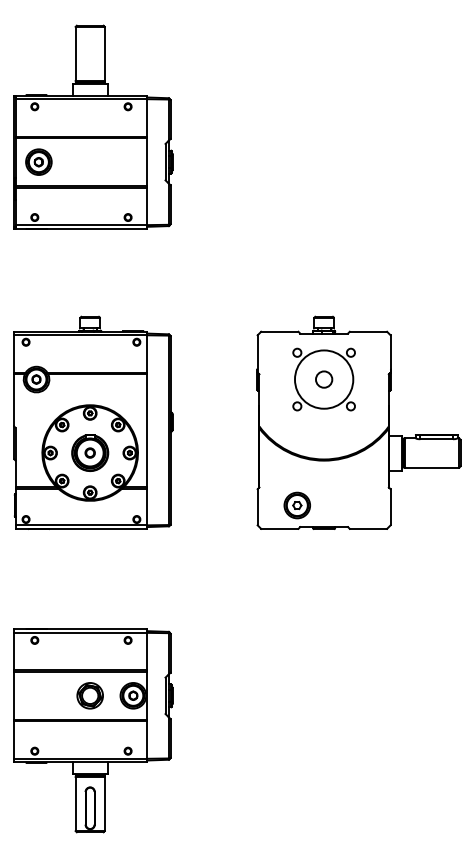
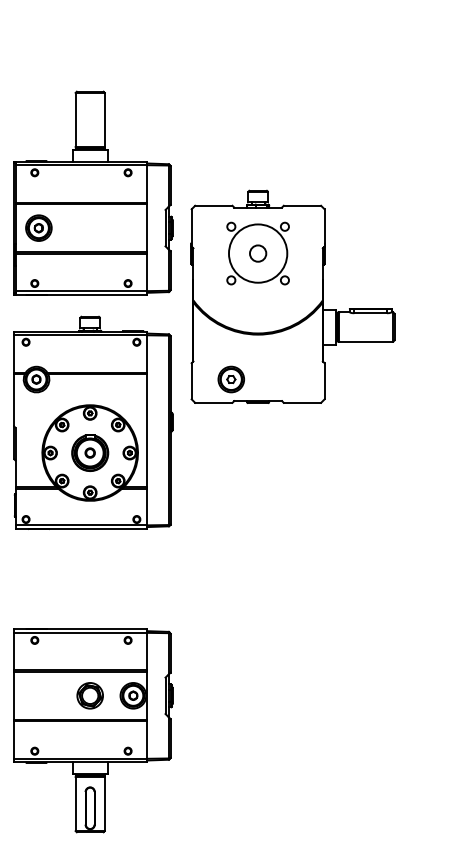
part position: (93, 126) -> (93, 192) (93, 192)
part position: (358, 422) -> (292, 296) (292, 296)
